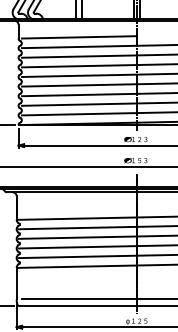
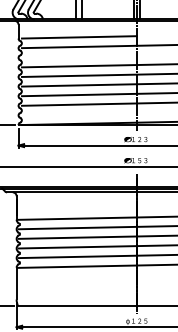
line: present -> none (97, 55)
line: present -> none (97, 113)
line: present -> none (97, 299)
